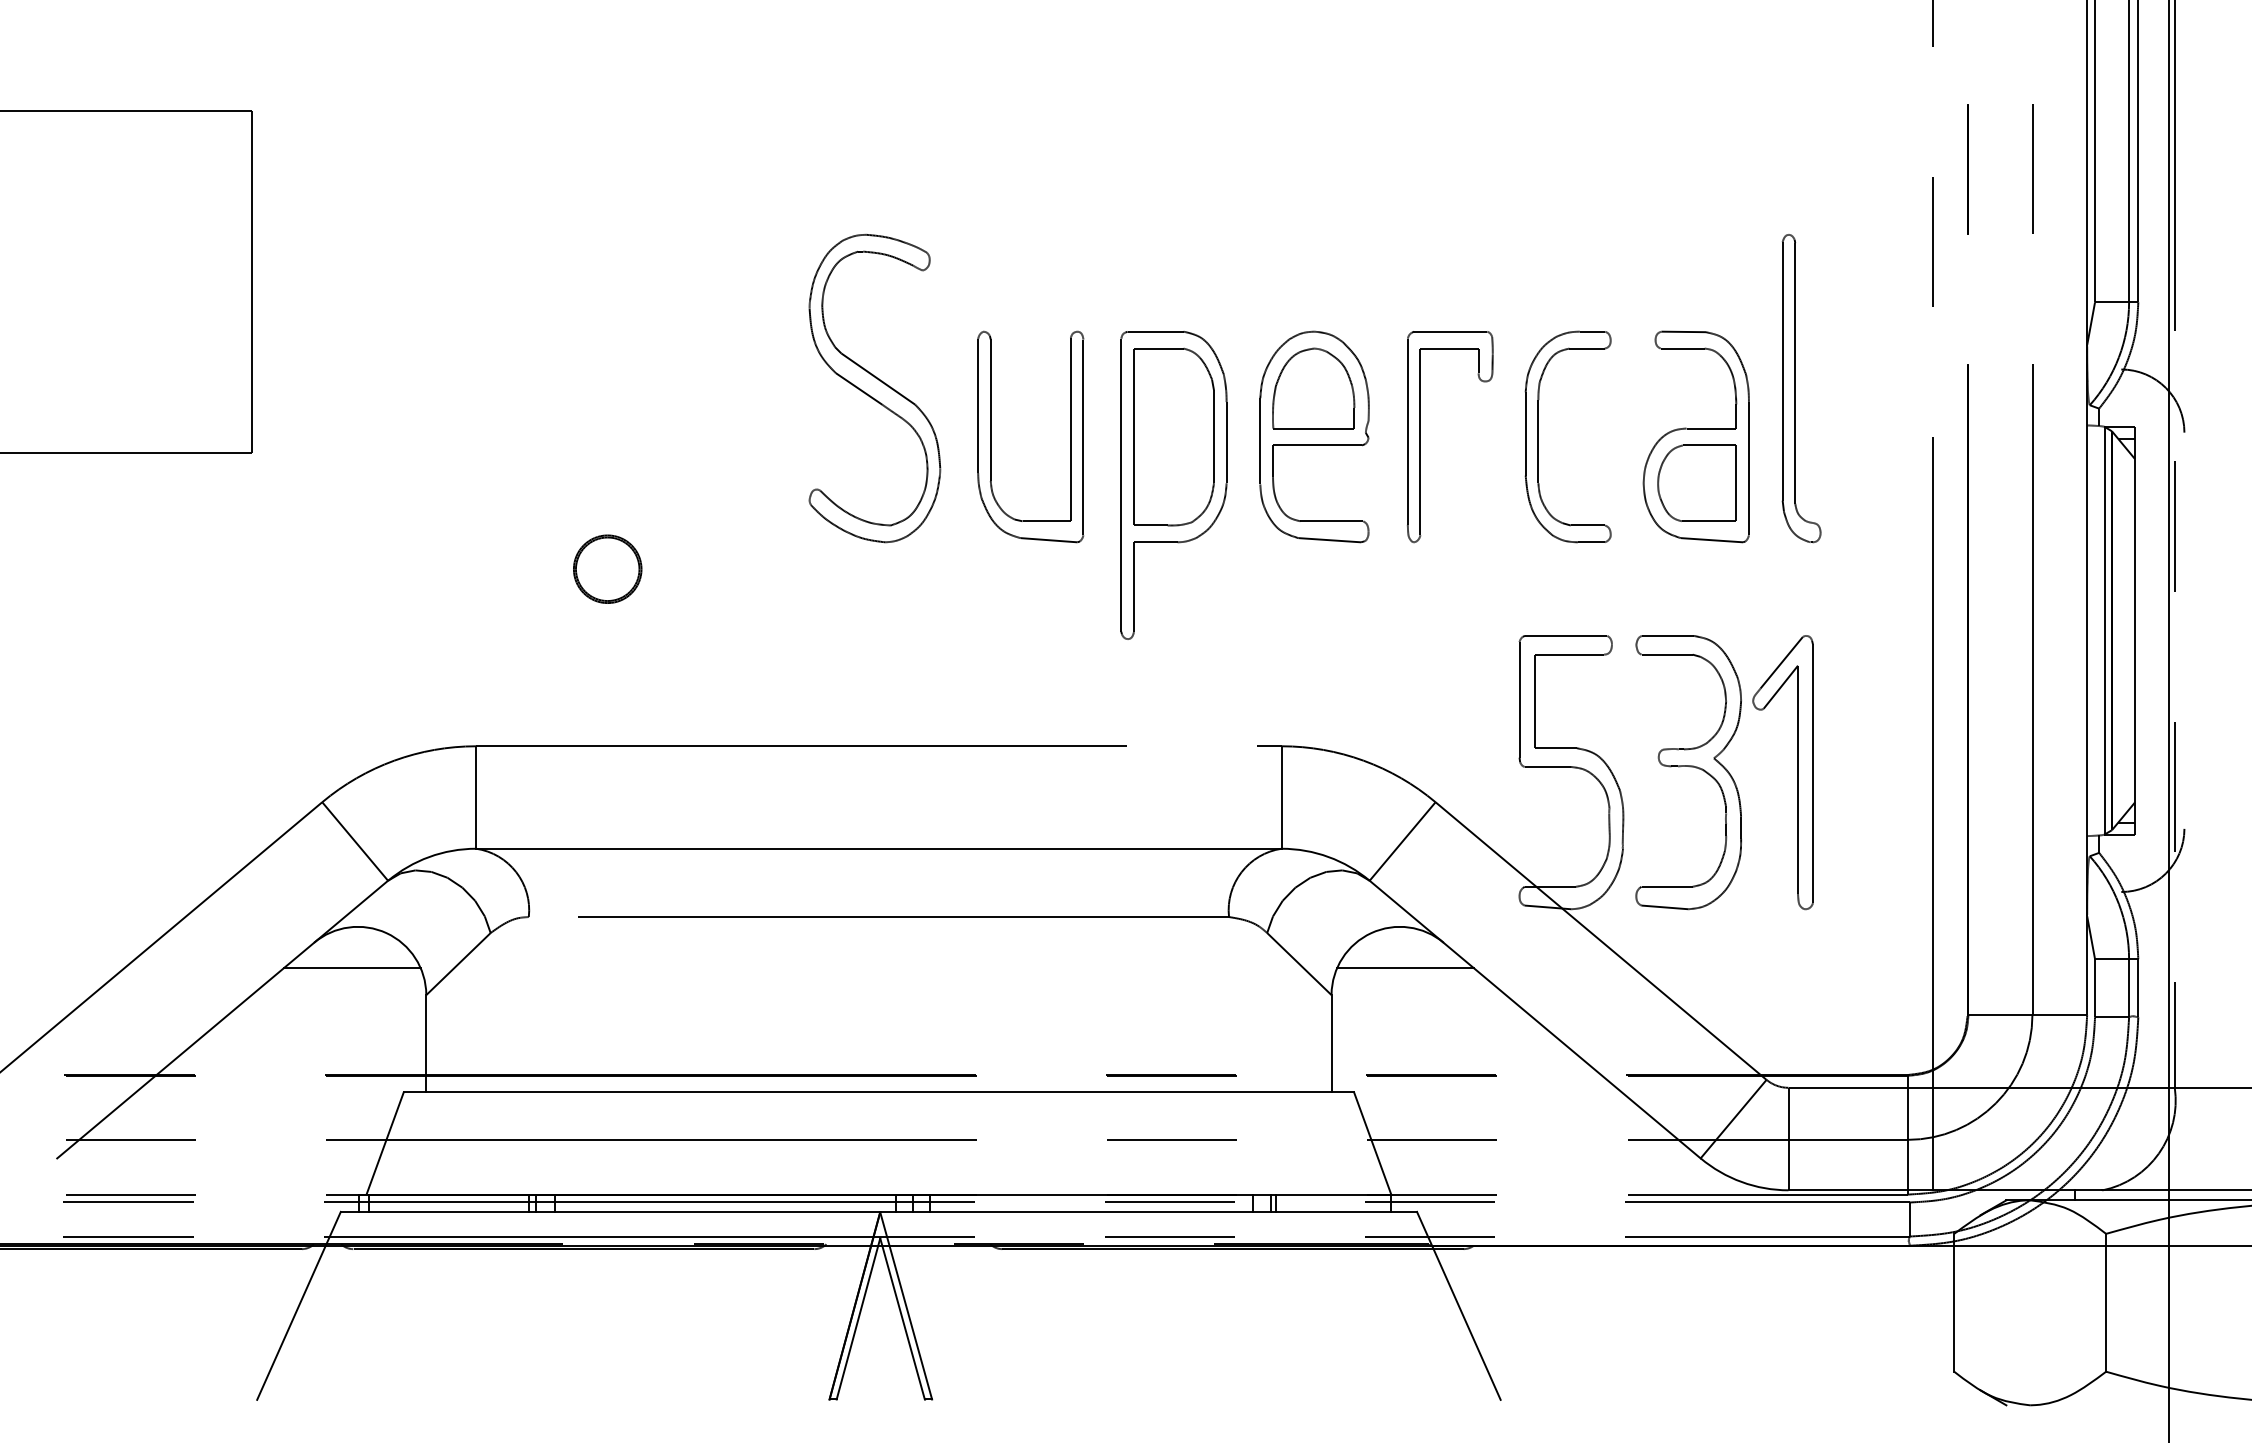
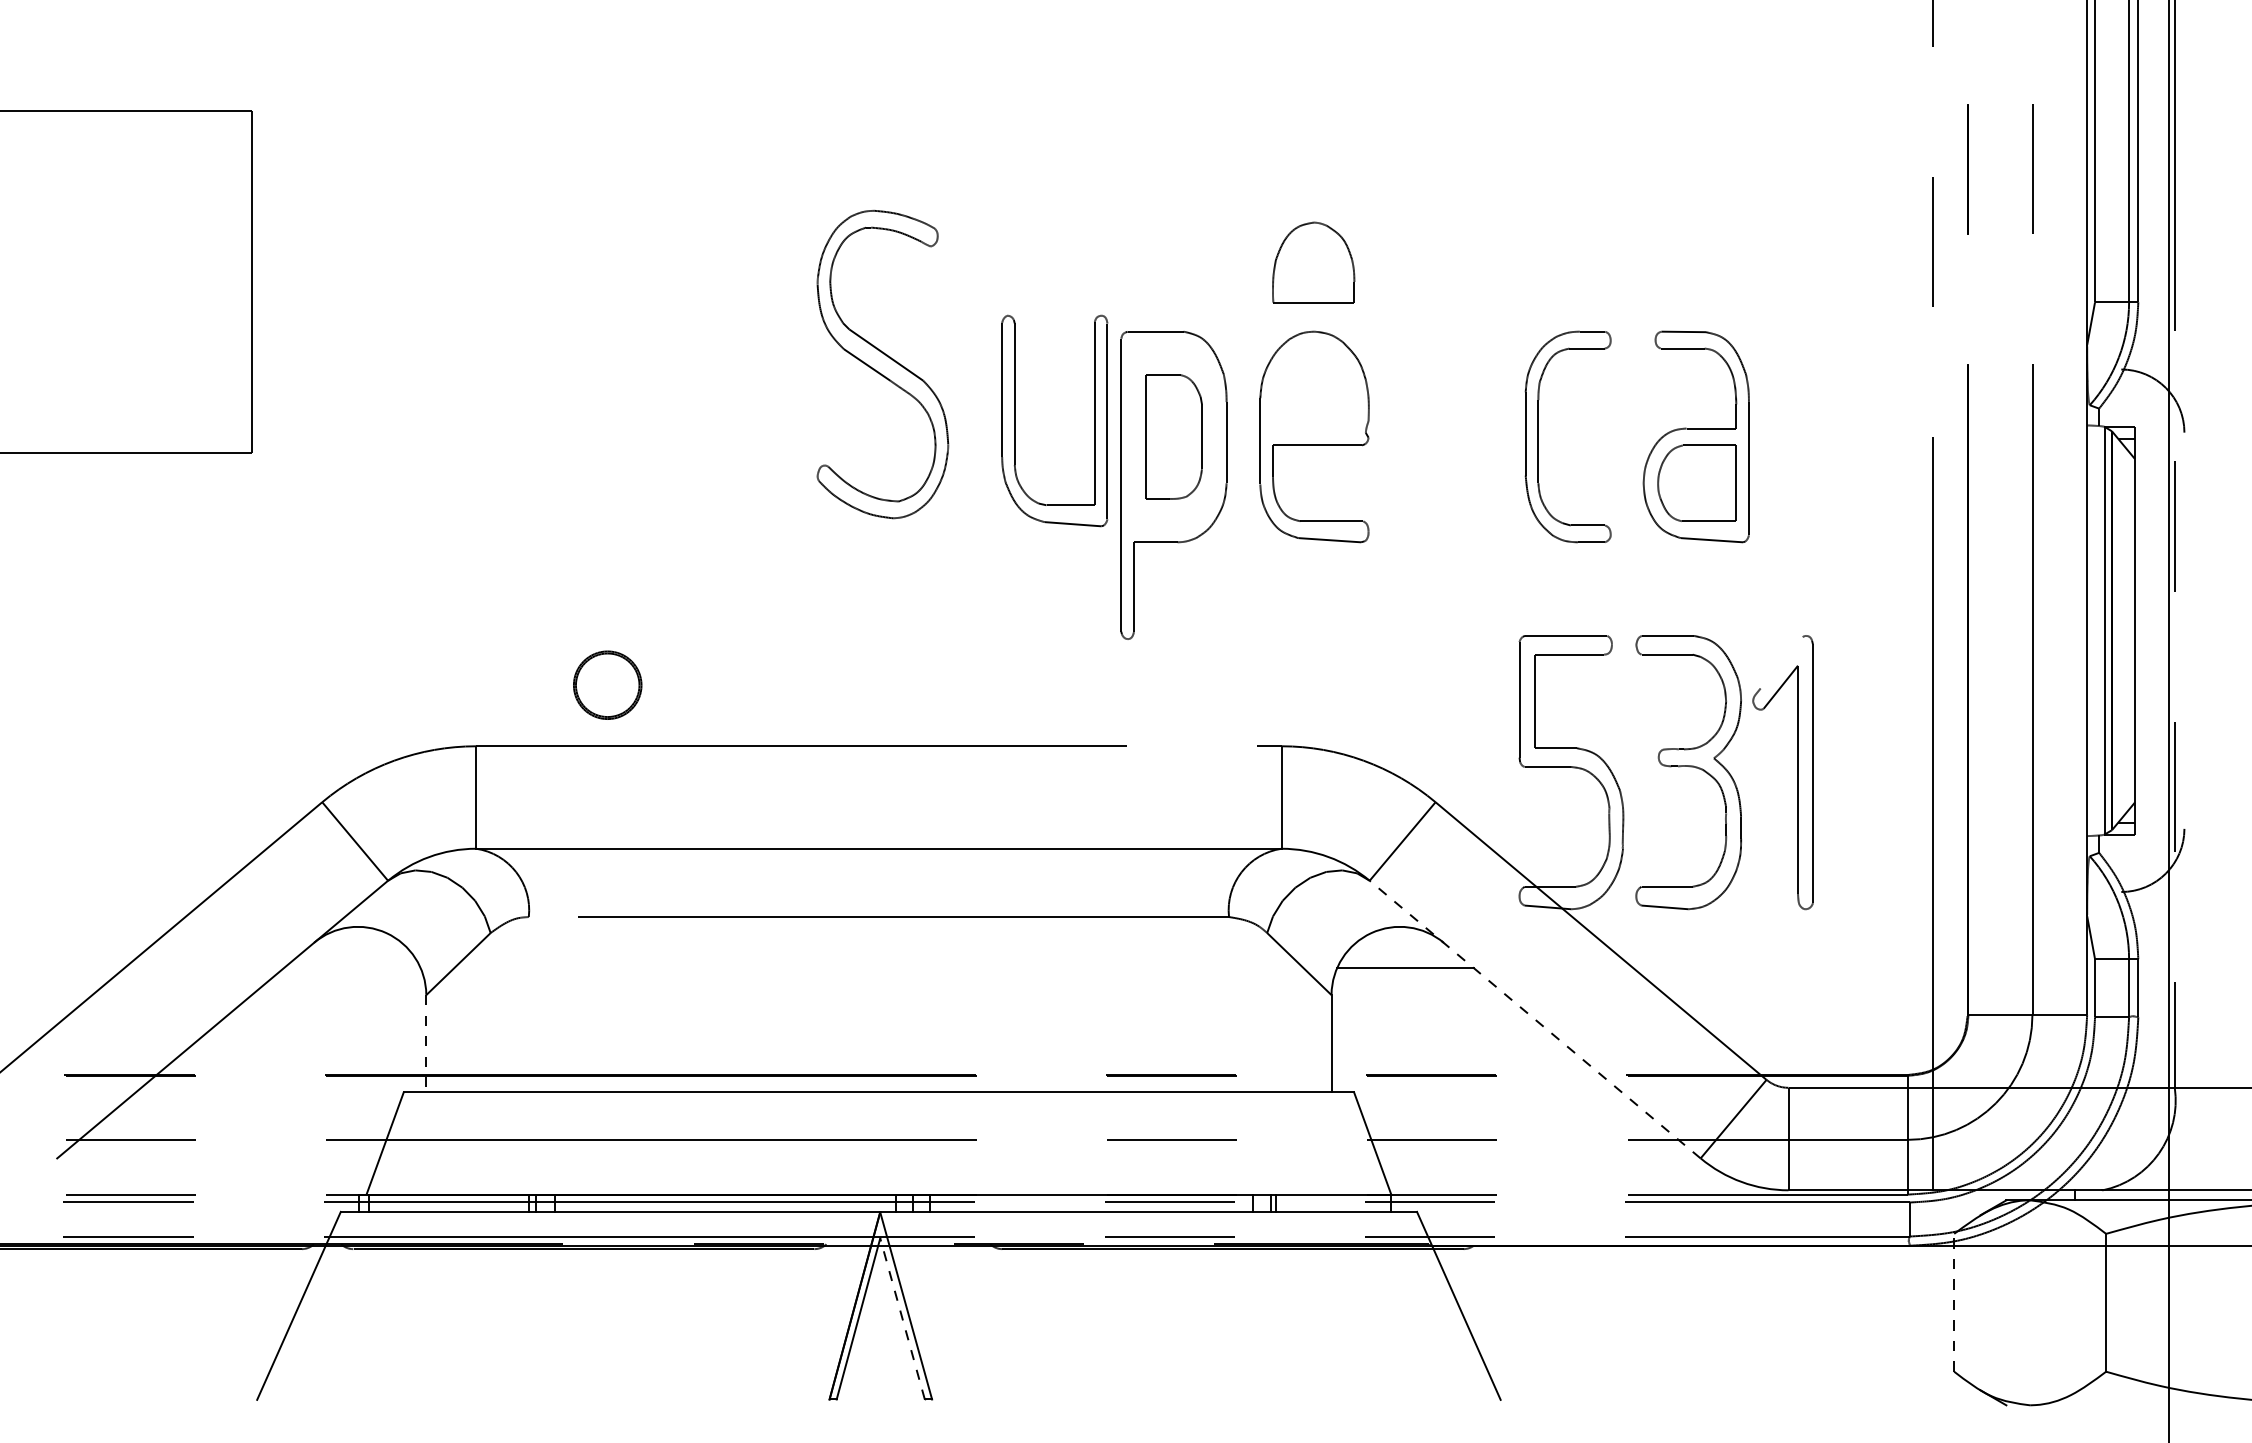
part position: (874, 388) -> (882, 364) (882, 364)
part position: (1313, 388) -> (1313, 262) (1313, 262)
part: present -> none (1801, 388)
part position: (991, 436) -> (1015, 420) (1015, 420)
part size: 82x180 px -> 58x126 px (1173, 436)
part: present -> none (1420, 437)
part position: (607, 568) -> (607, 684) (607, 684)
line: present -> none (1781, 662)
line: present -> none (351, 968)
line: solid -> dashed (1534, 1019)
line: solid -> dashed (426, 1043)
line: solid -> dashed (1954, 1302)
line: solid -> dashed (902, 1318)
